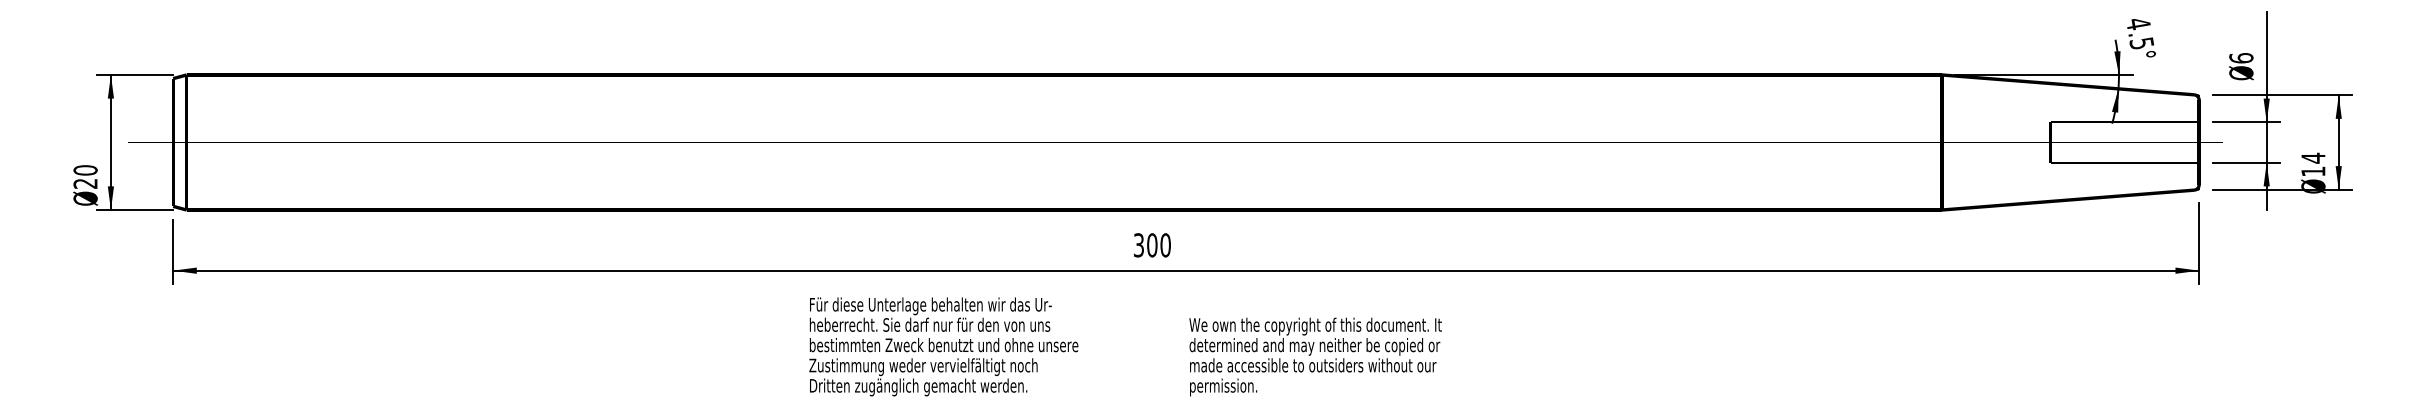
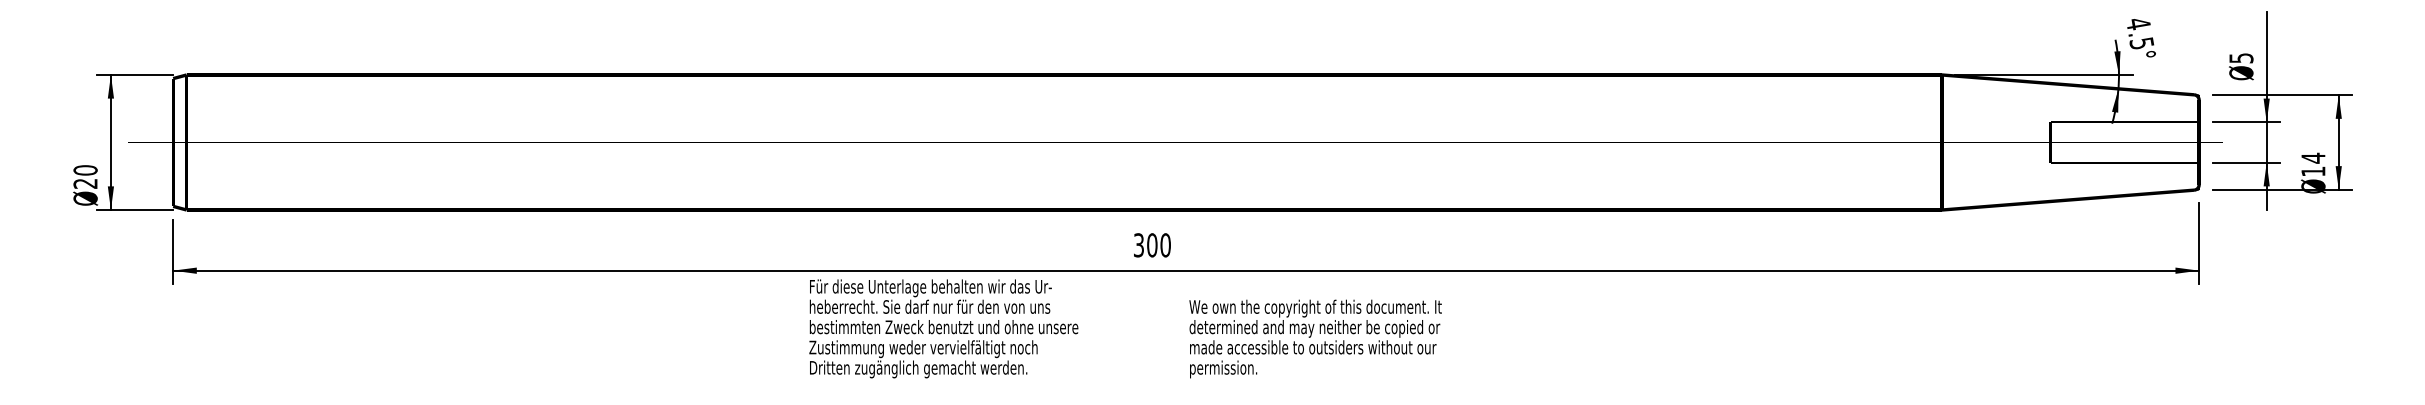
text: 6 -> 5 (2241, 58)
text position: (1125, 346) -> (1125, 328) (1125, 328)
